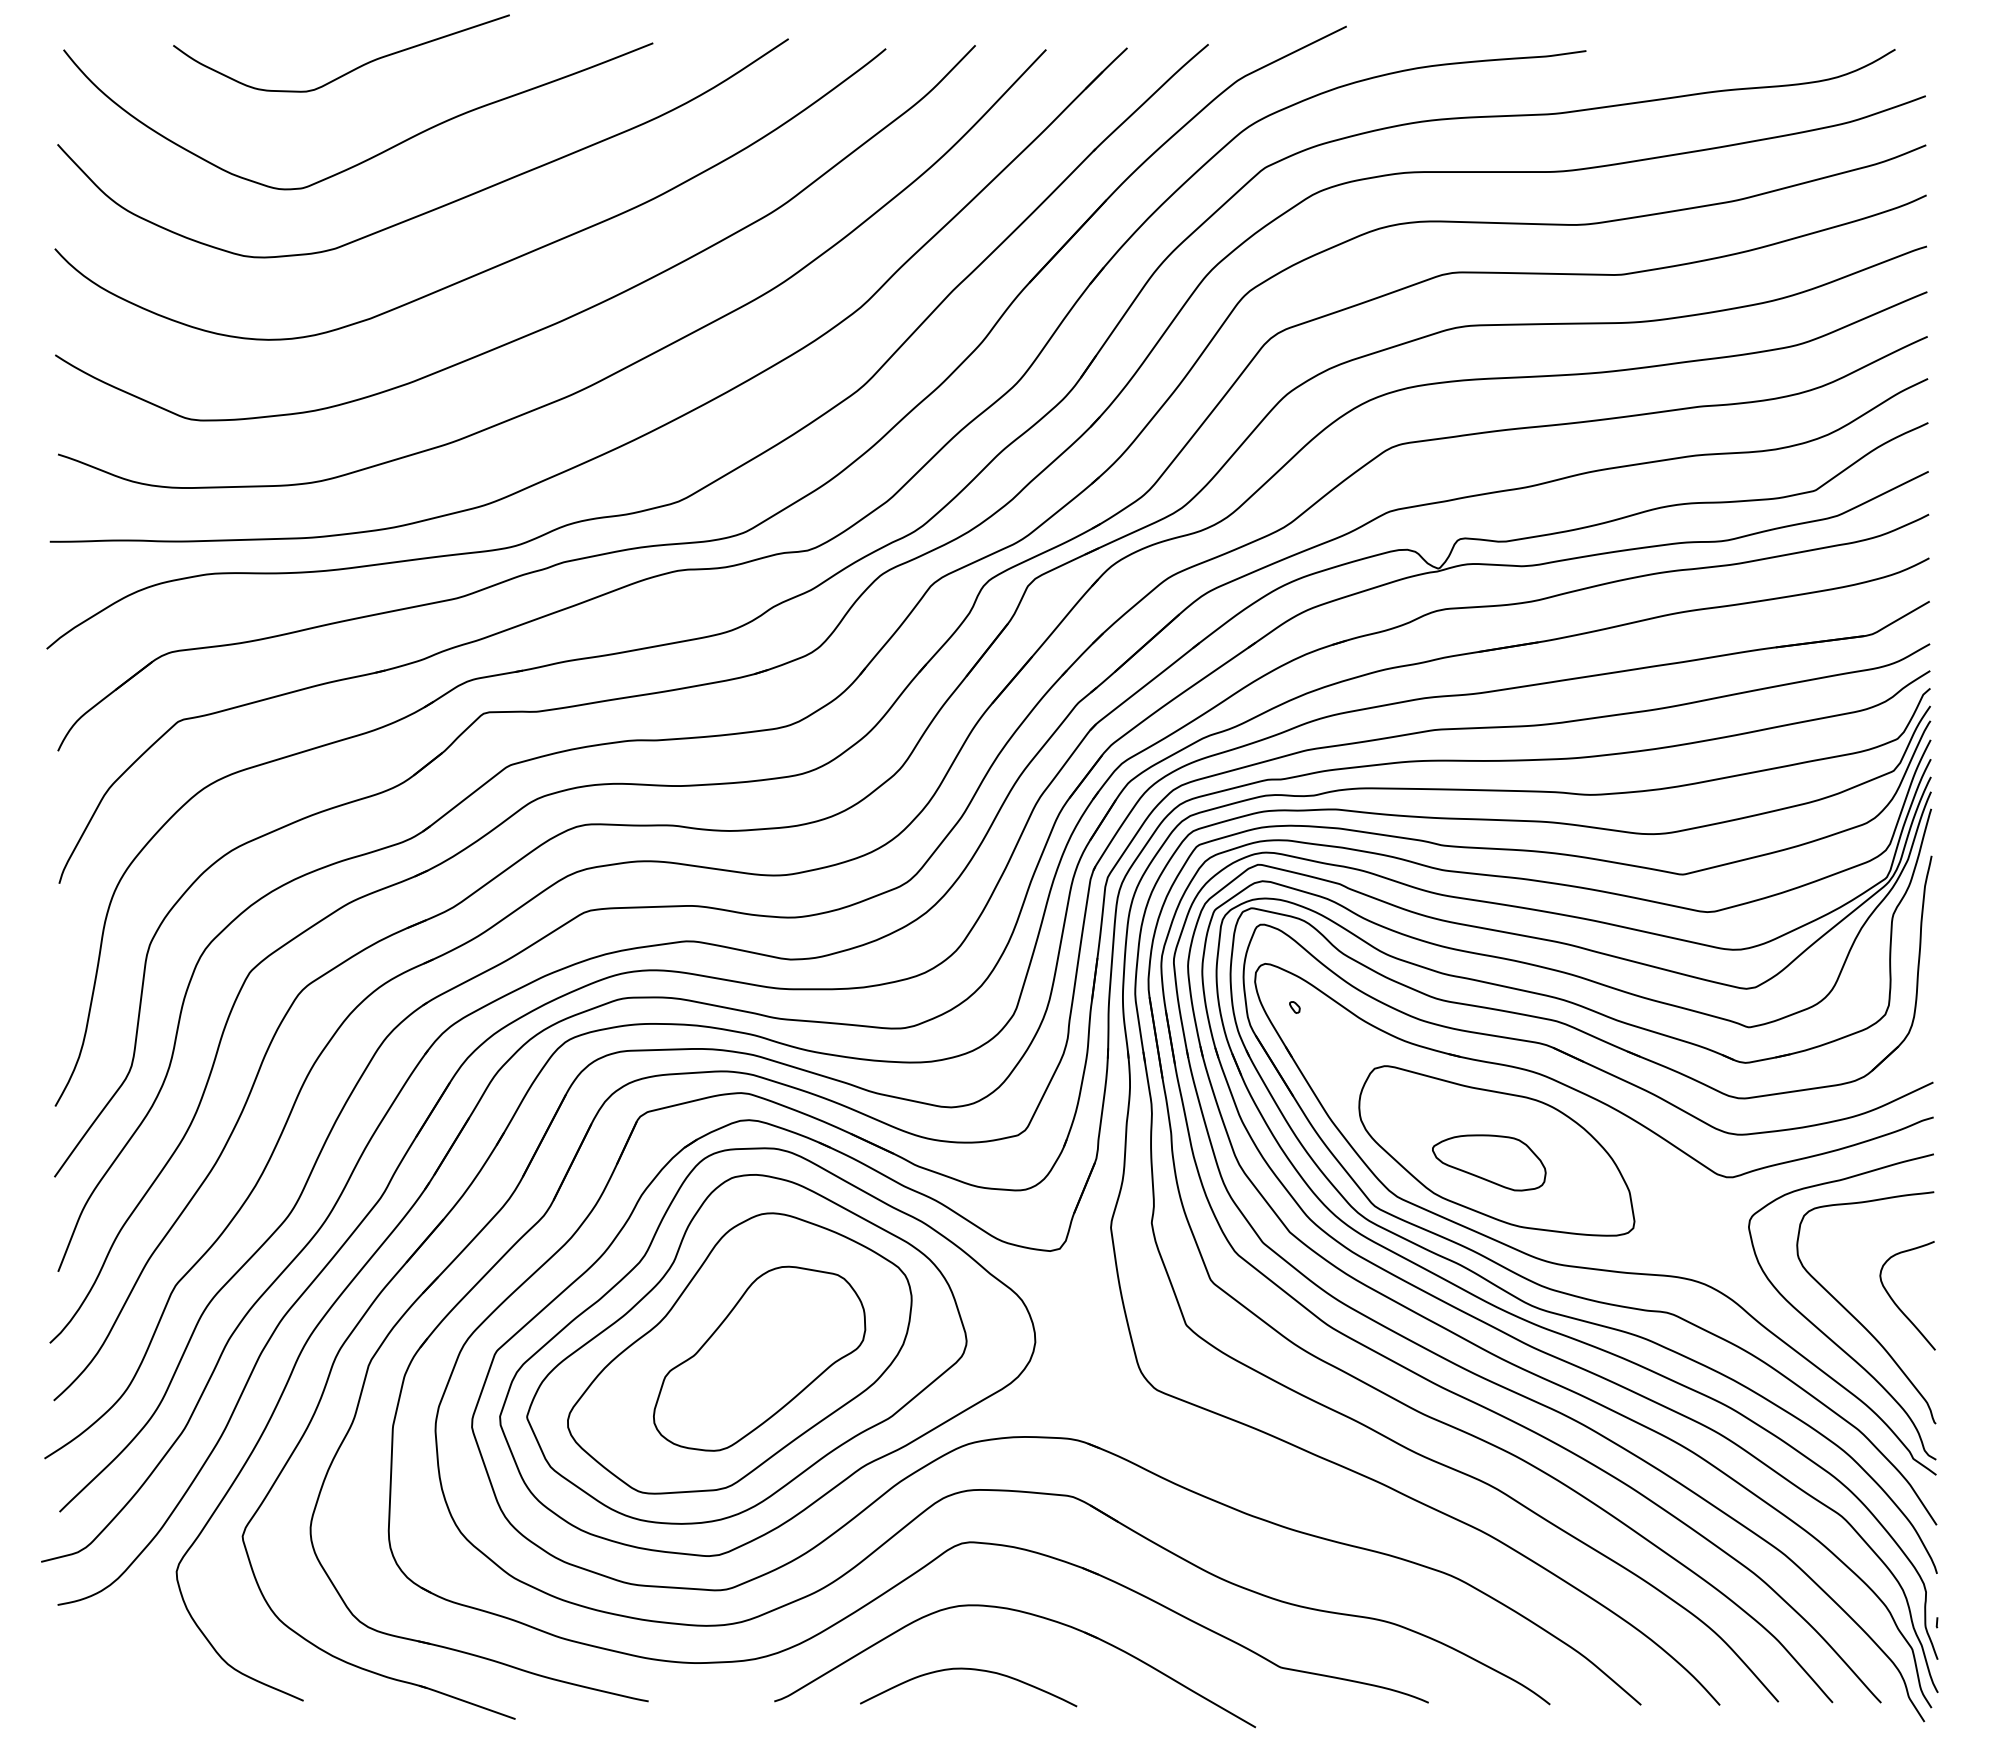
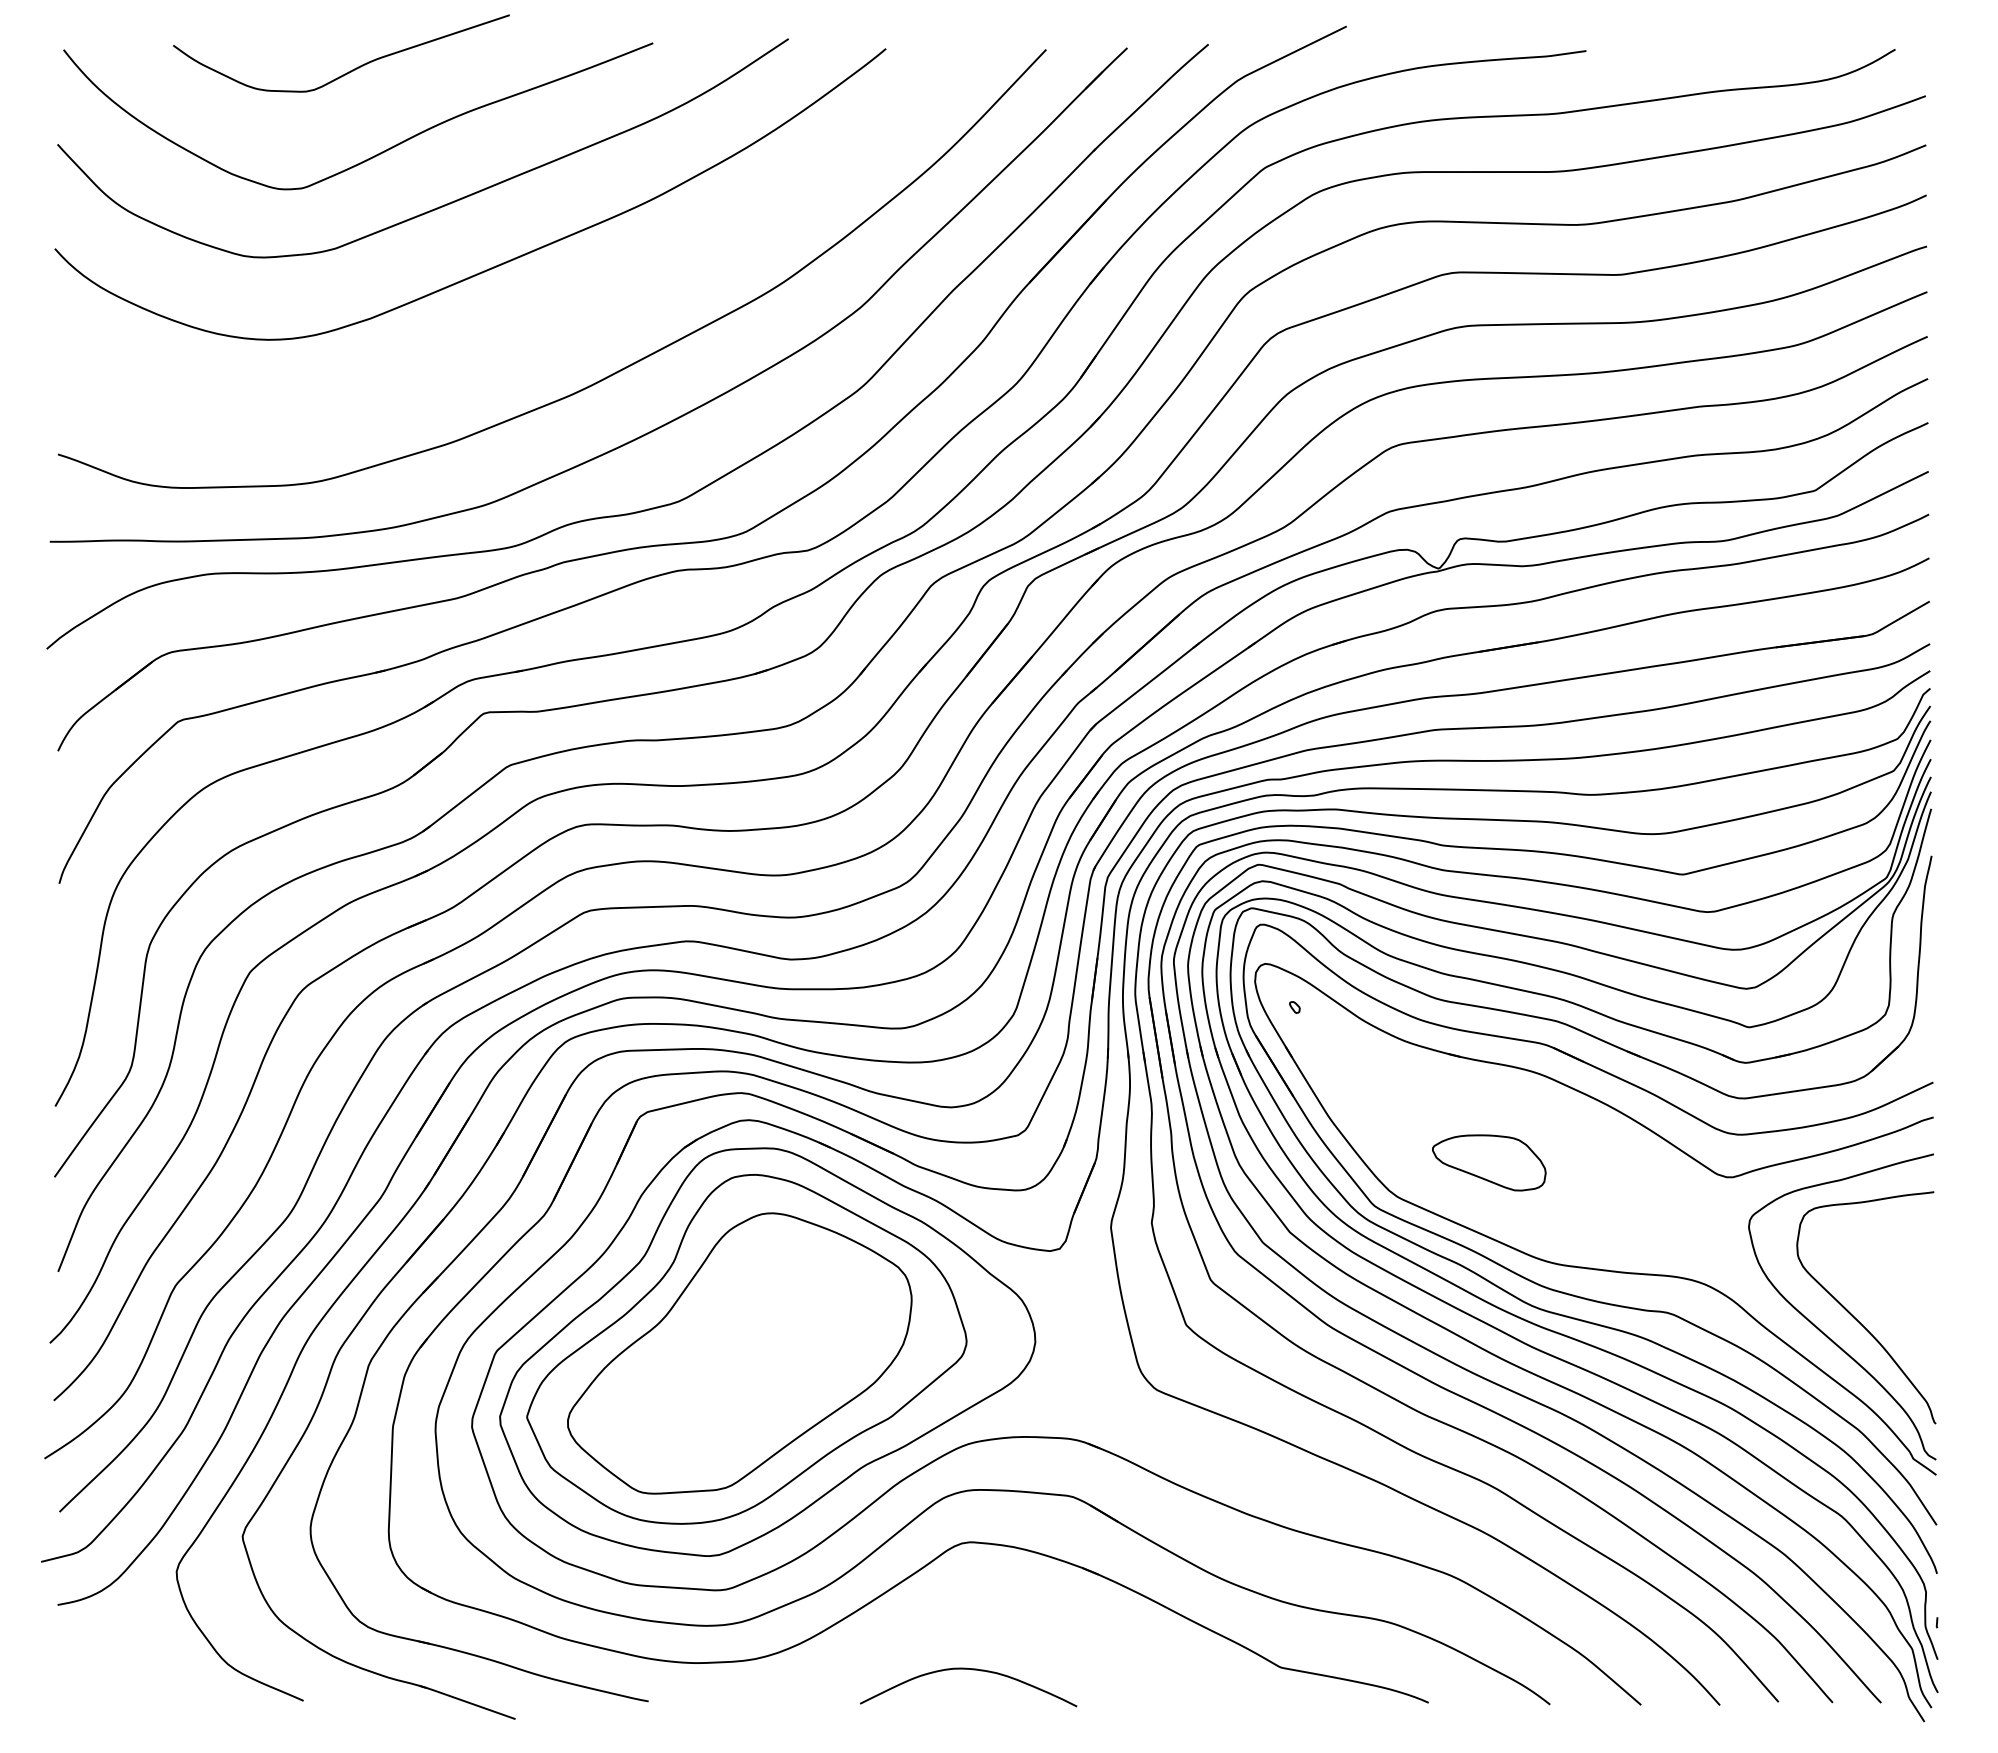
curve: present -> none (550, 324)
part: present -> none (1496, 1150)
curve: present -> none (1896, 1303)
part: present -> none (759, 1358)
part: present -> none (1027, 1614)
